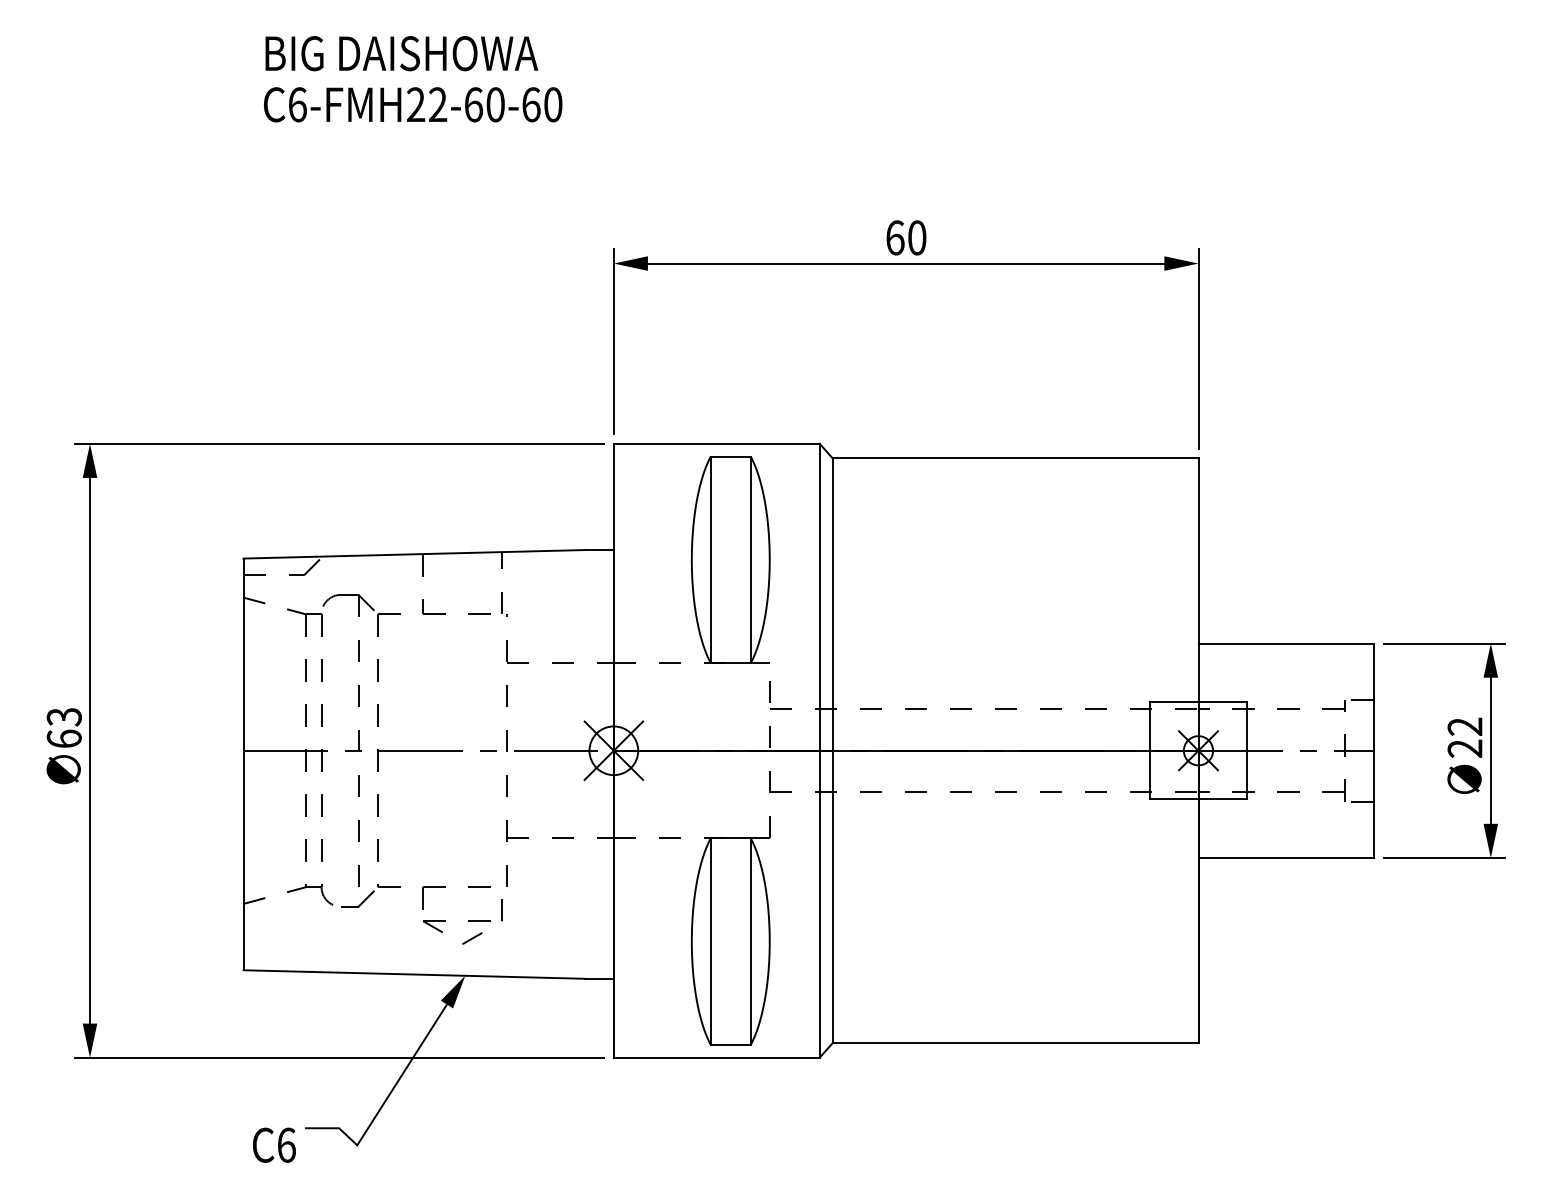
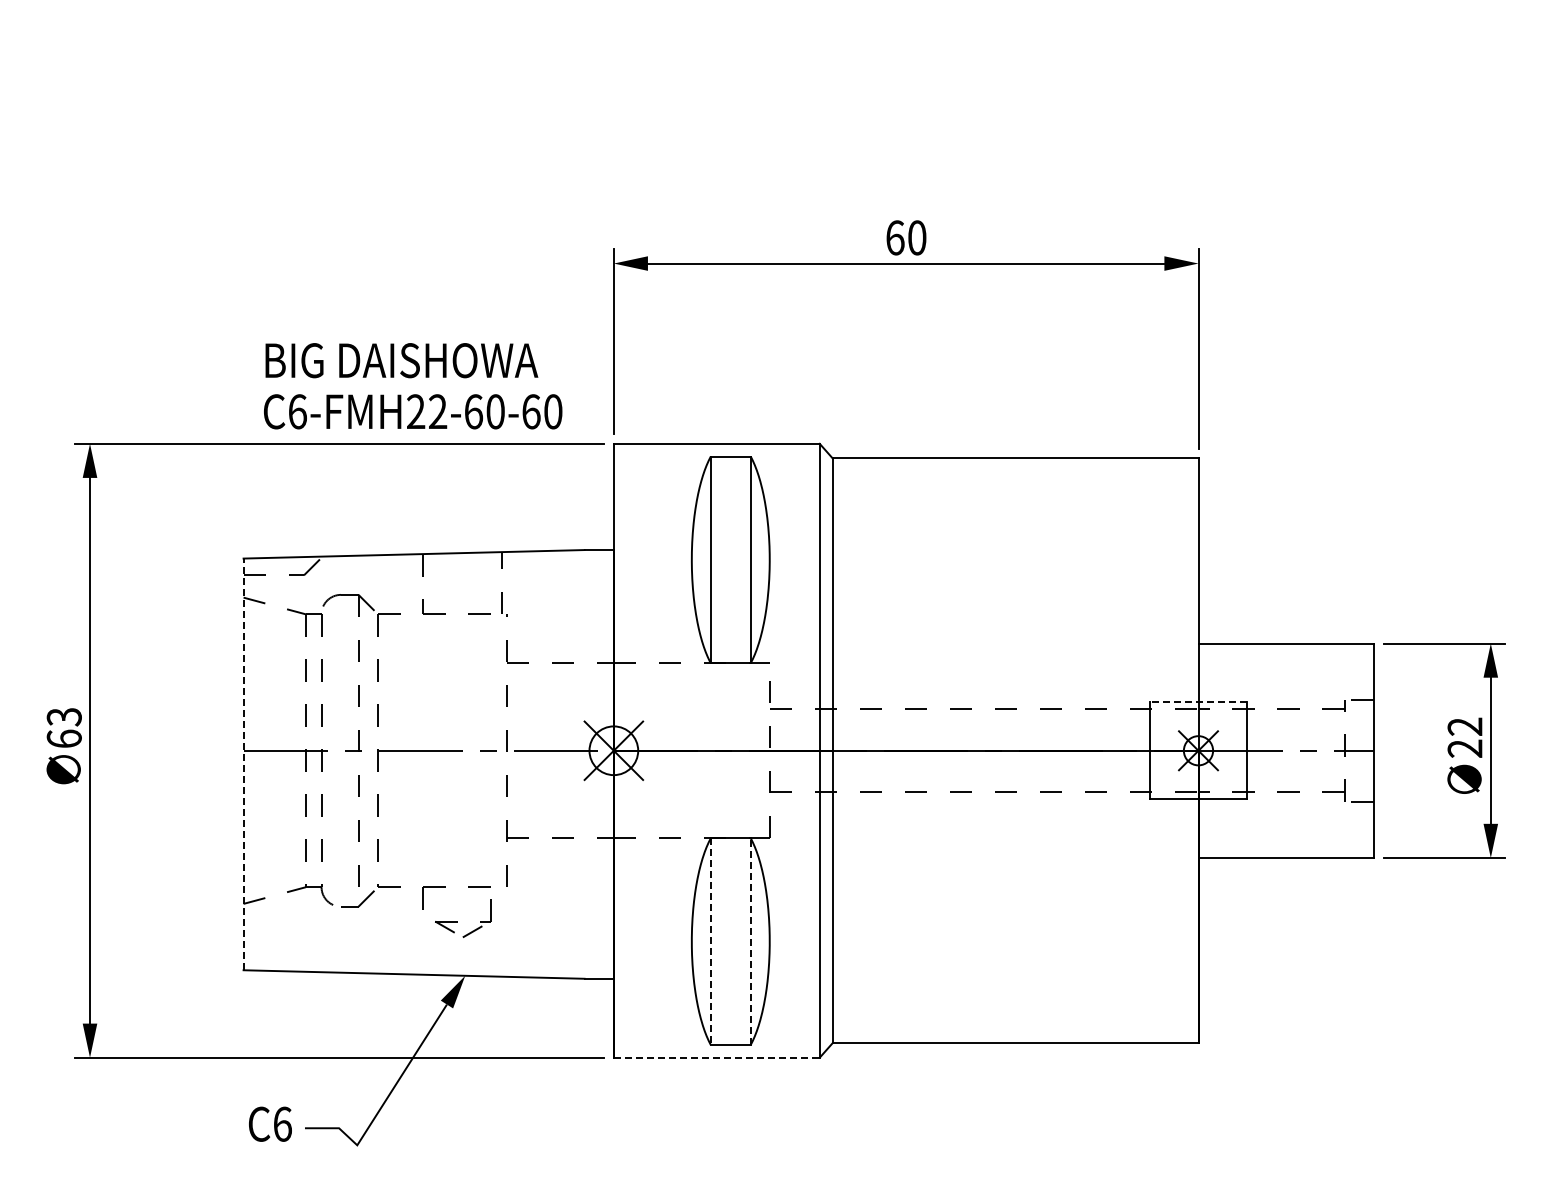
text position: (413, 79) -> (413, 386) (413, 386)
line: solid -> dashed (1198, 702)
line: solid -> dashed (243, 764)
part size: 80x46 px -> 57x39 px (463, 918)
line: solid -> dashed (750, 941)
line: solid -> dashed (710, 942)
line: solid -> dashed (716, 1057)
text position: (274, 1144) -> (270, 1123) (270, 1123)
